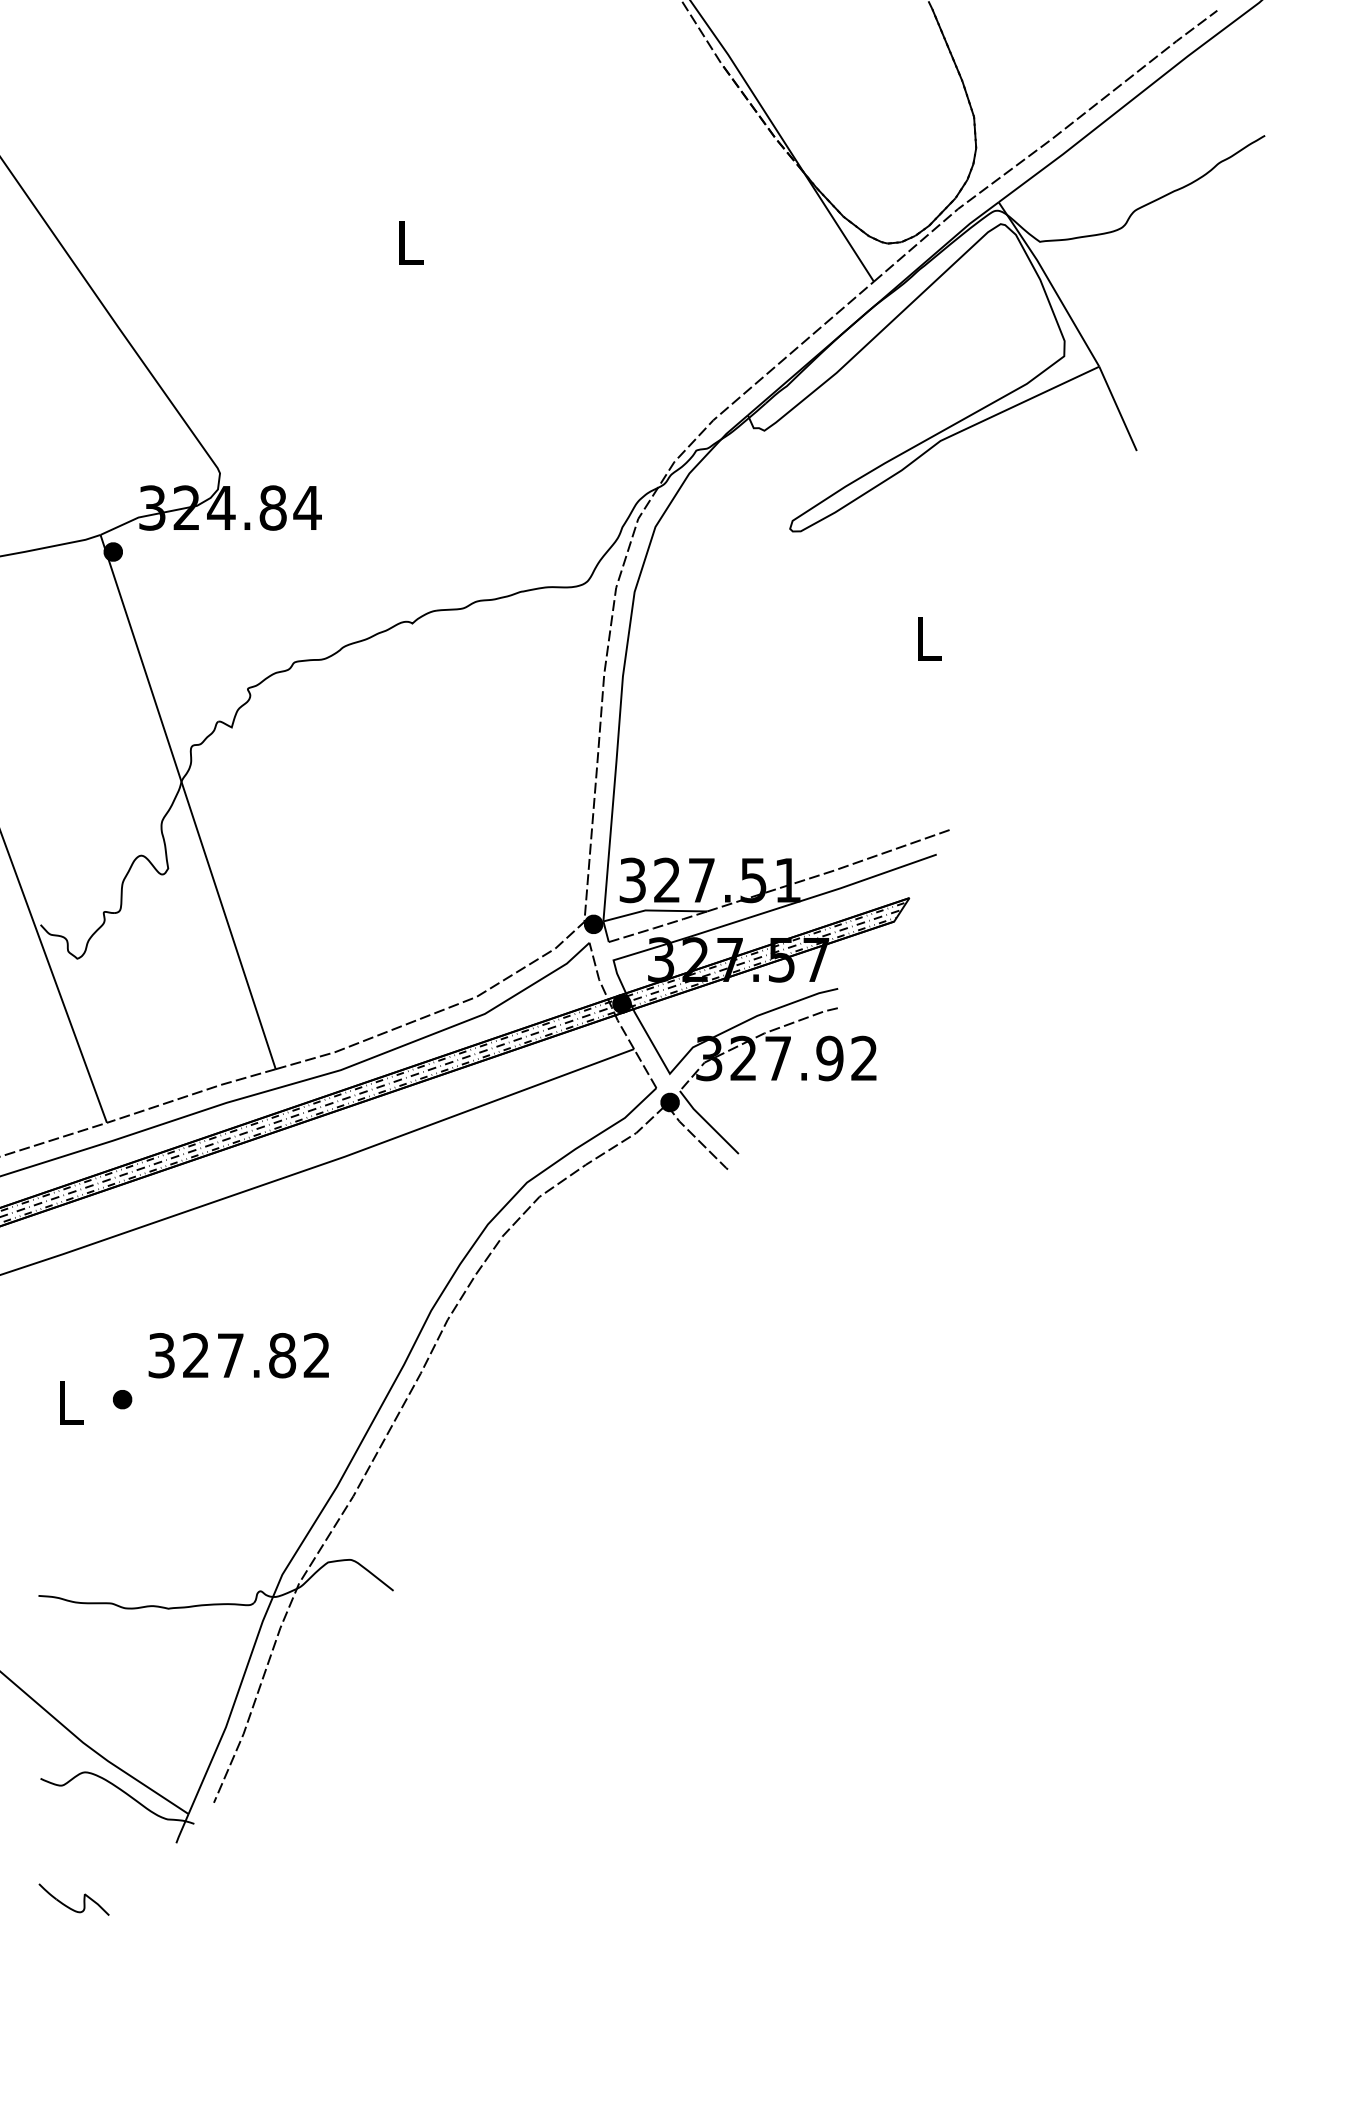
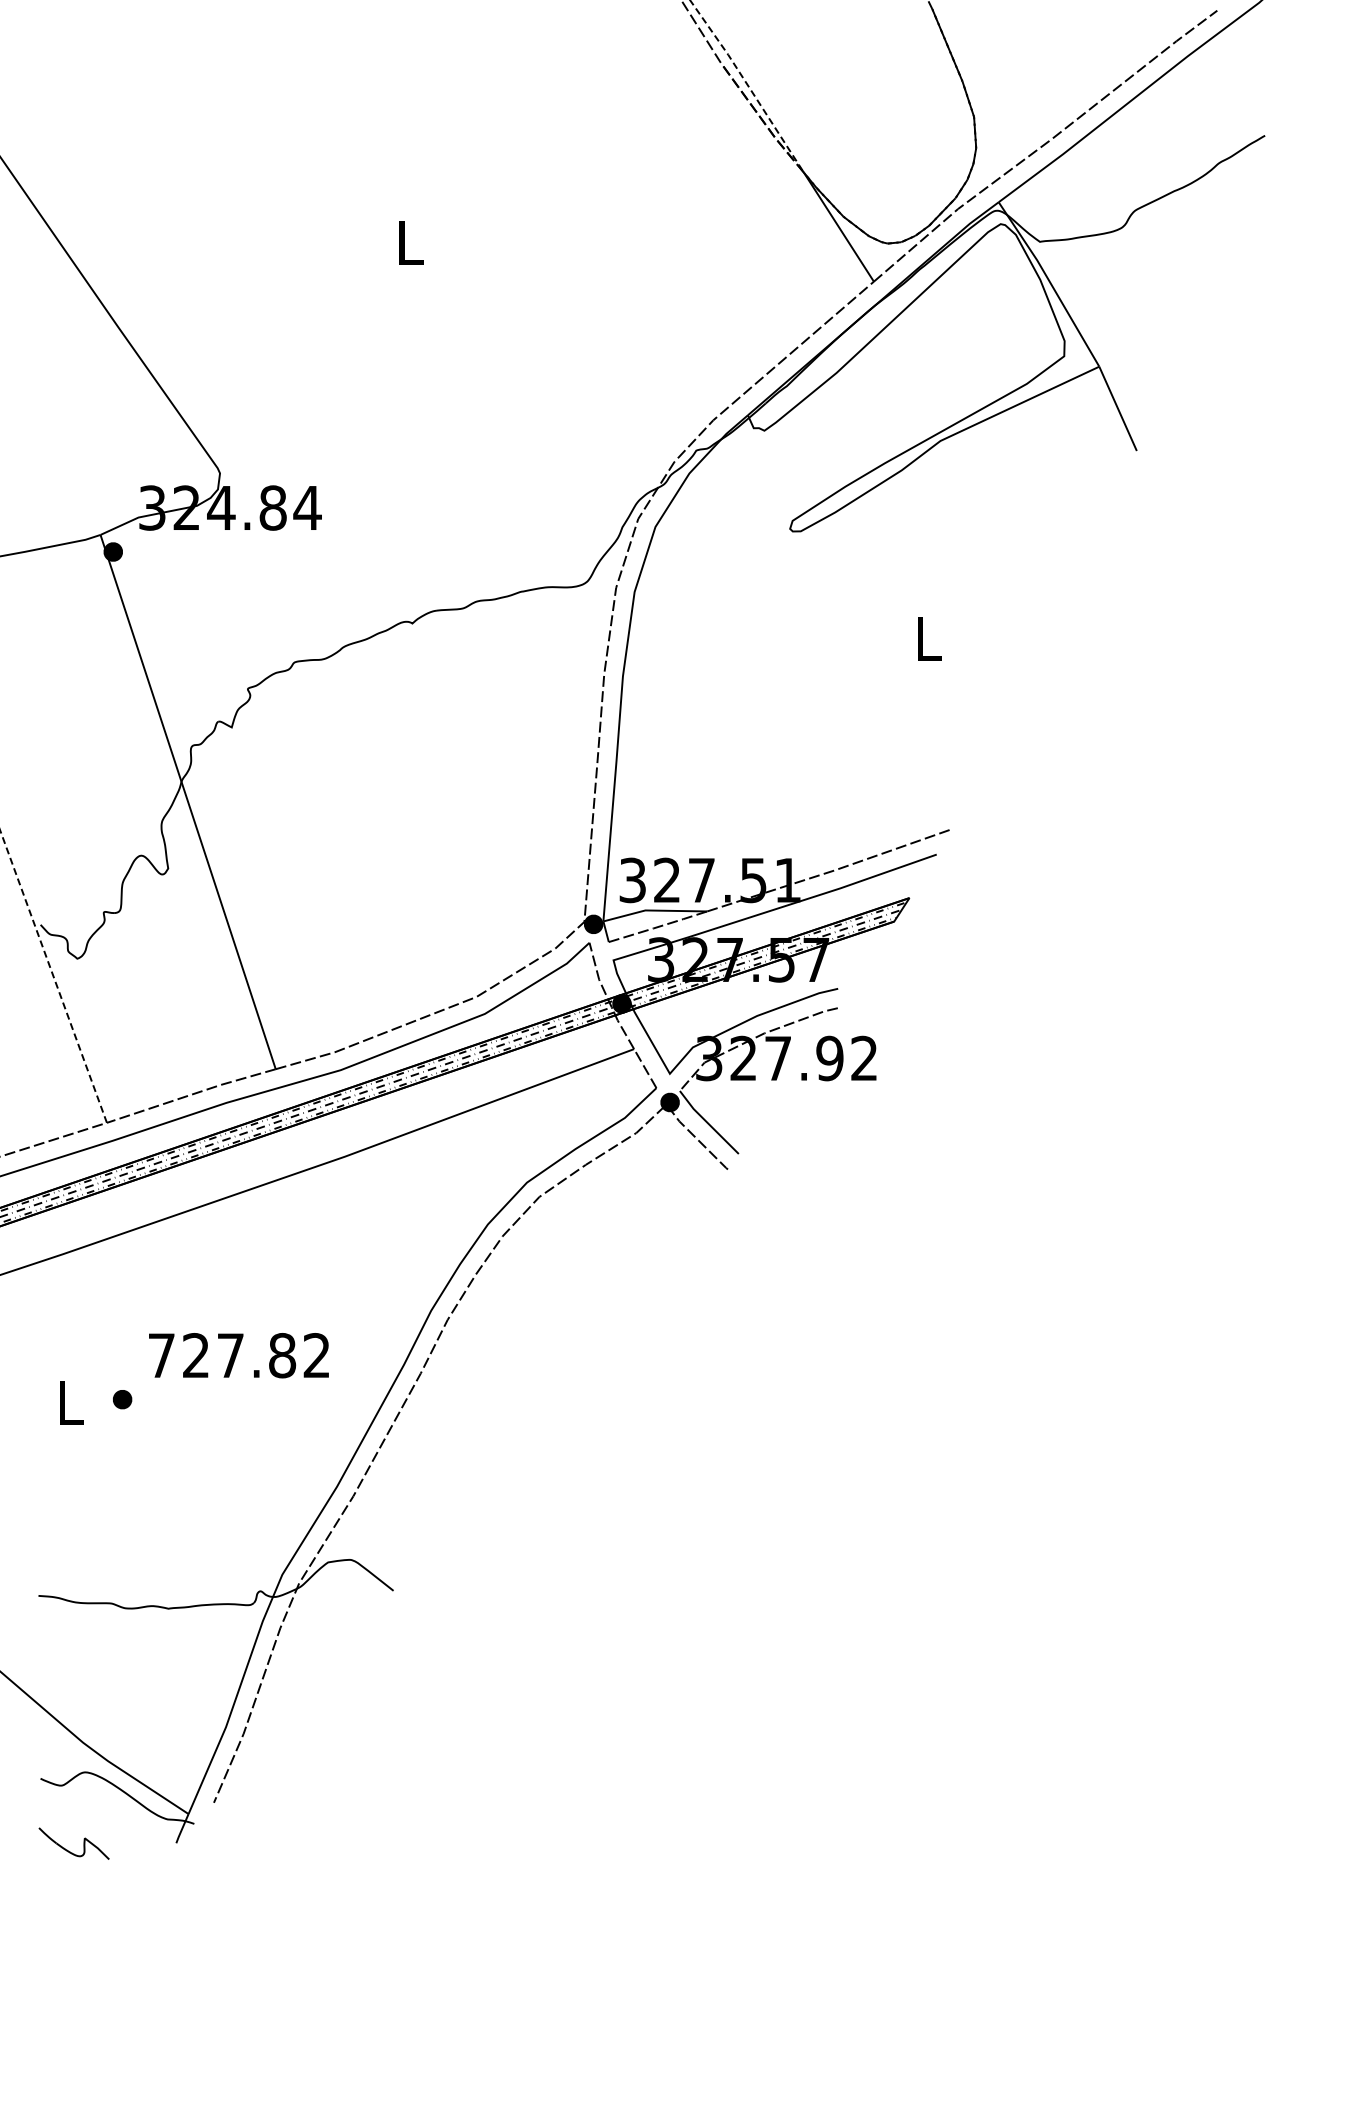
line: solid -> dashed (748, 85)
line: solid -> dashed (53, 976)
text: 327.82 -> 727.82 (161, 1355)
part position: (67, 1905) -> (67, 1849) (67, 1849)
